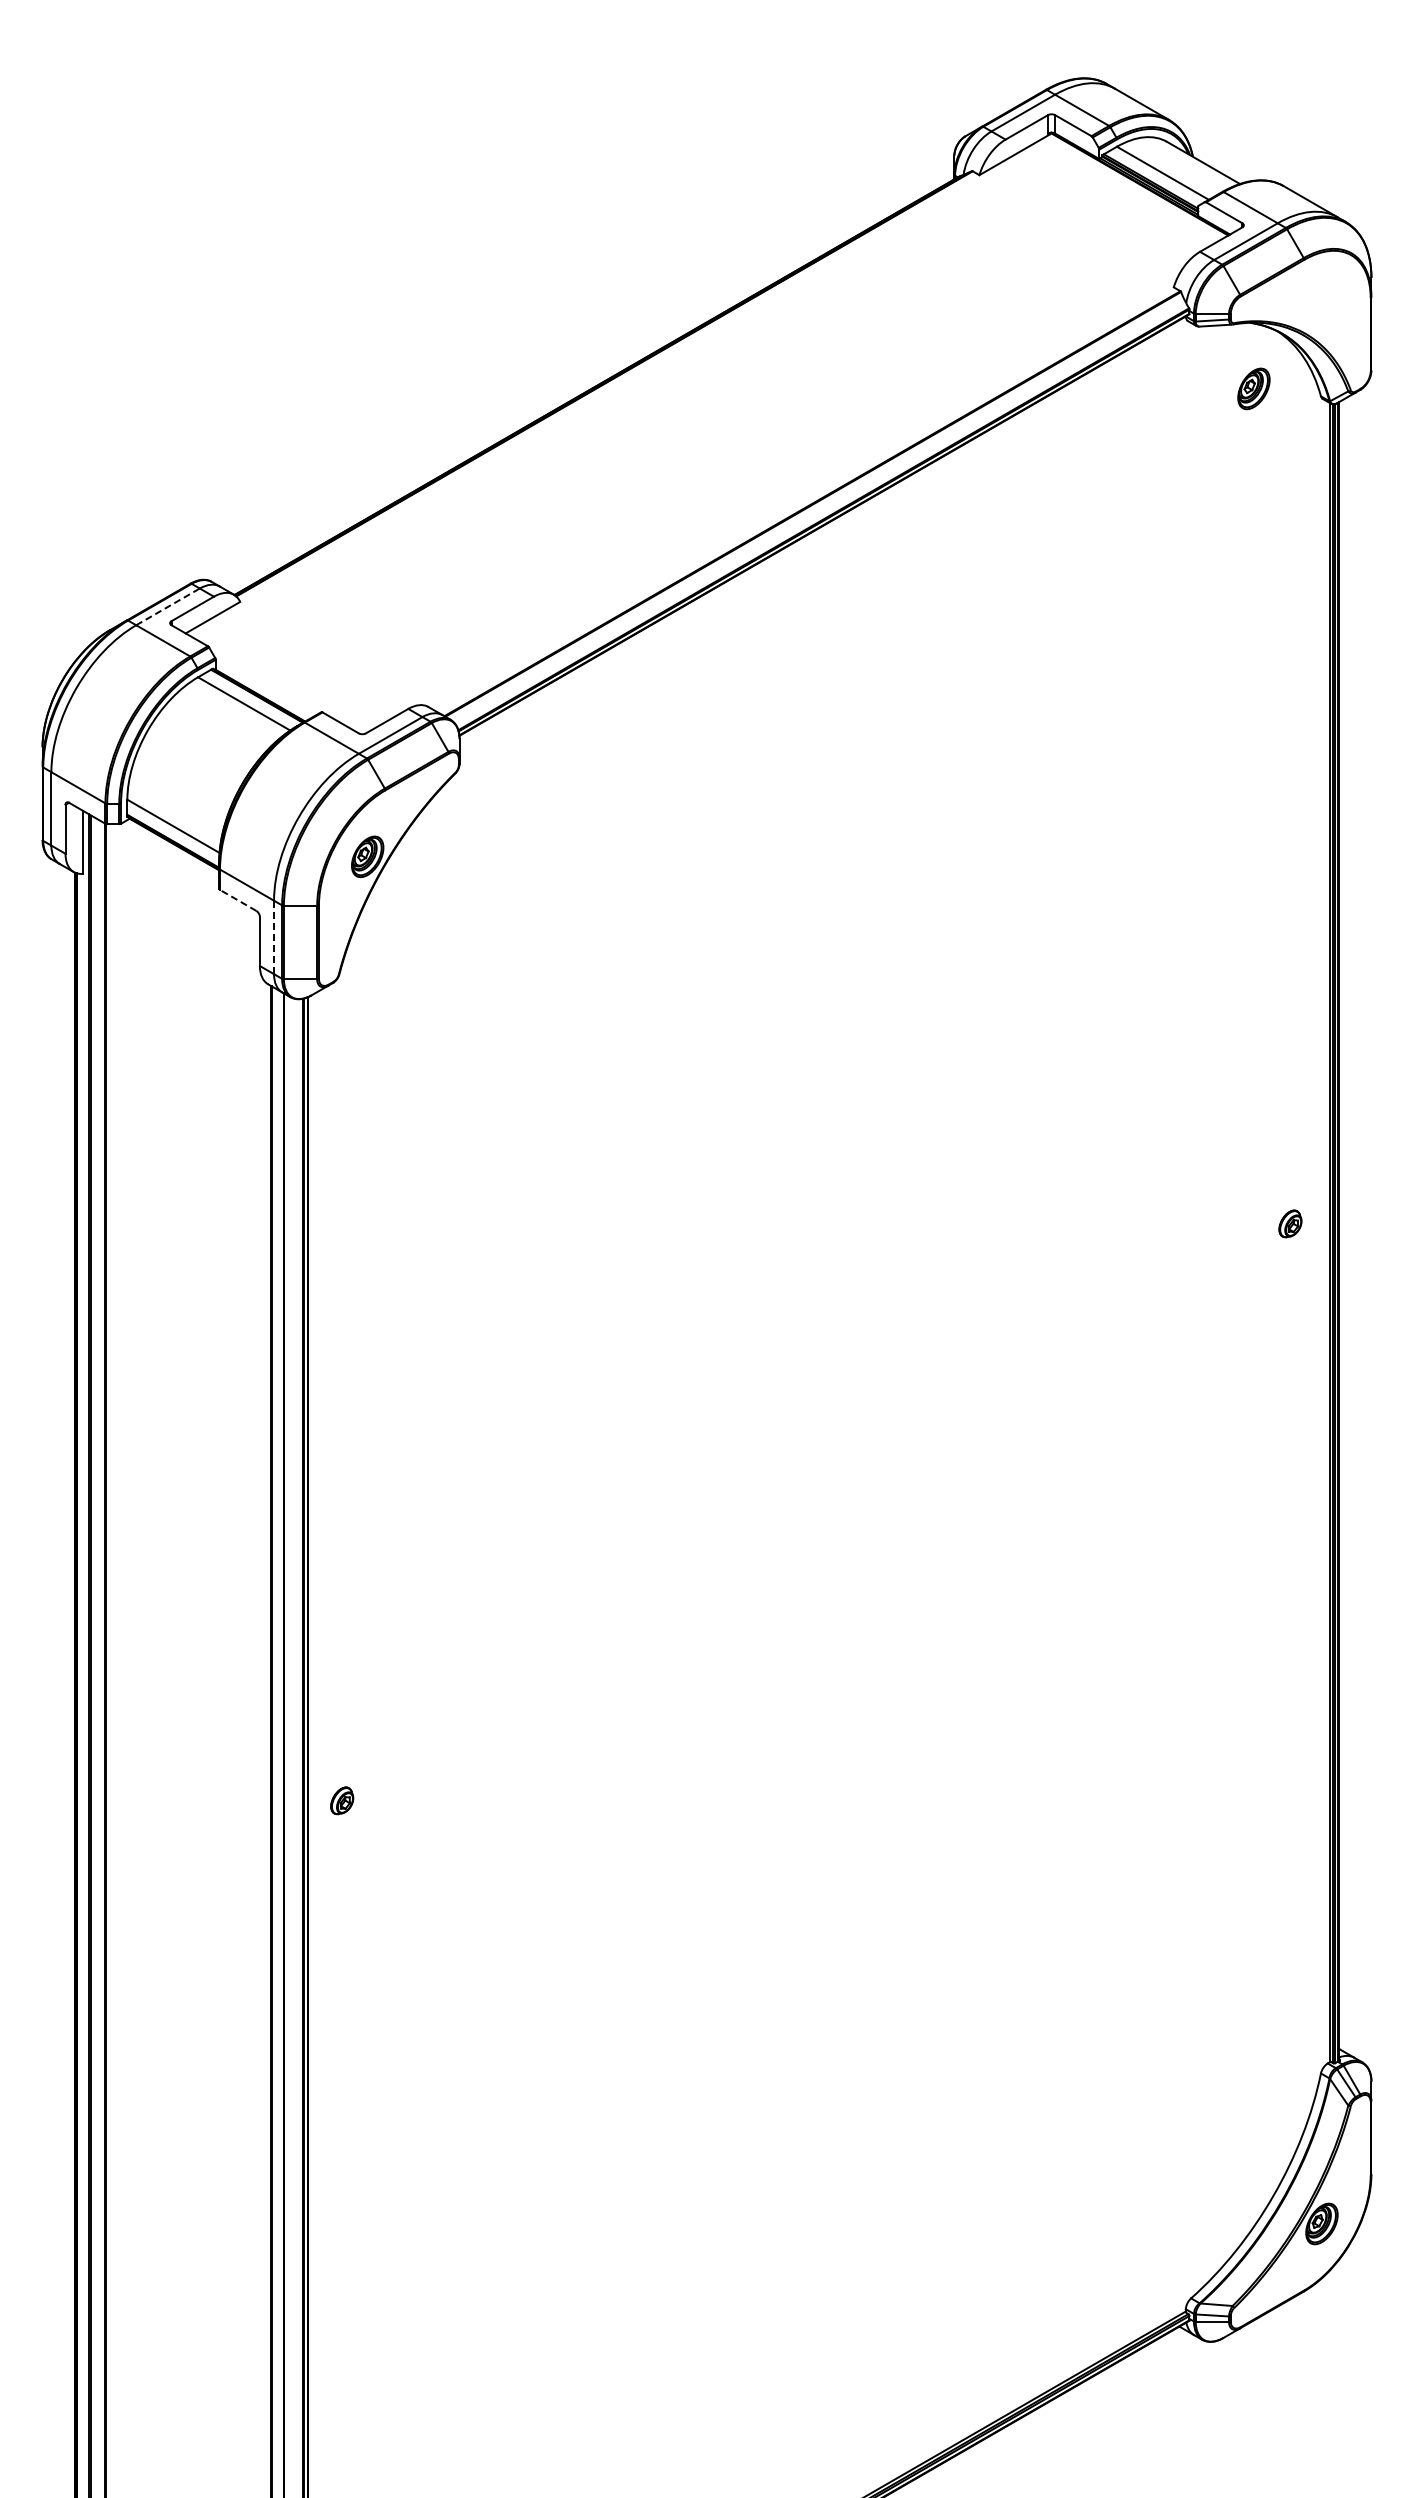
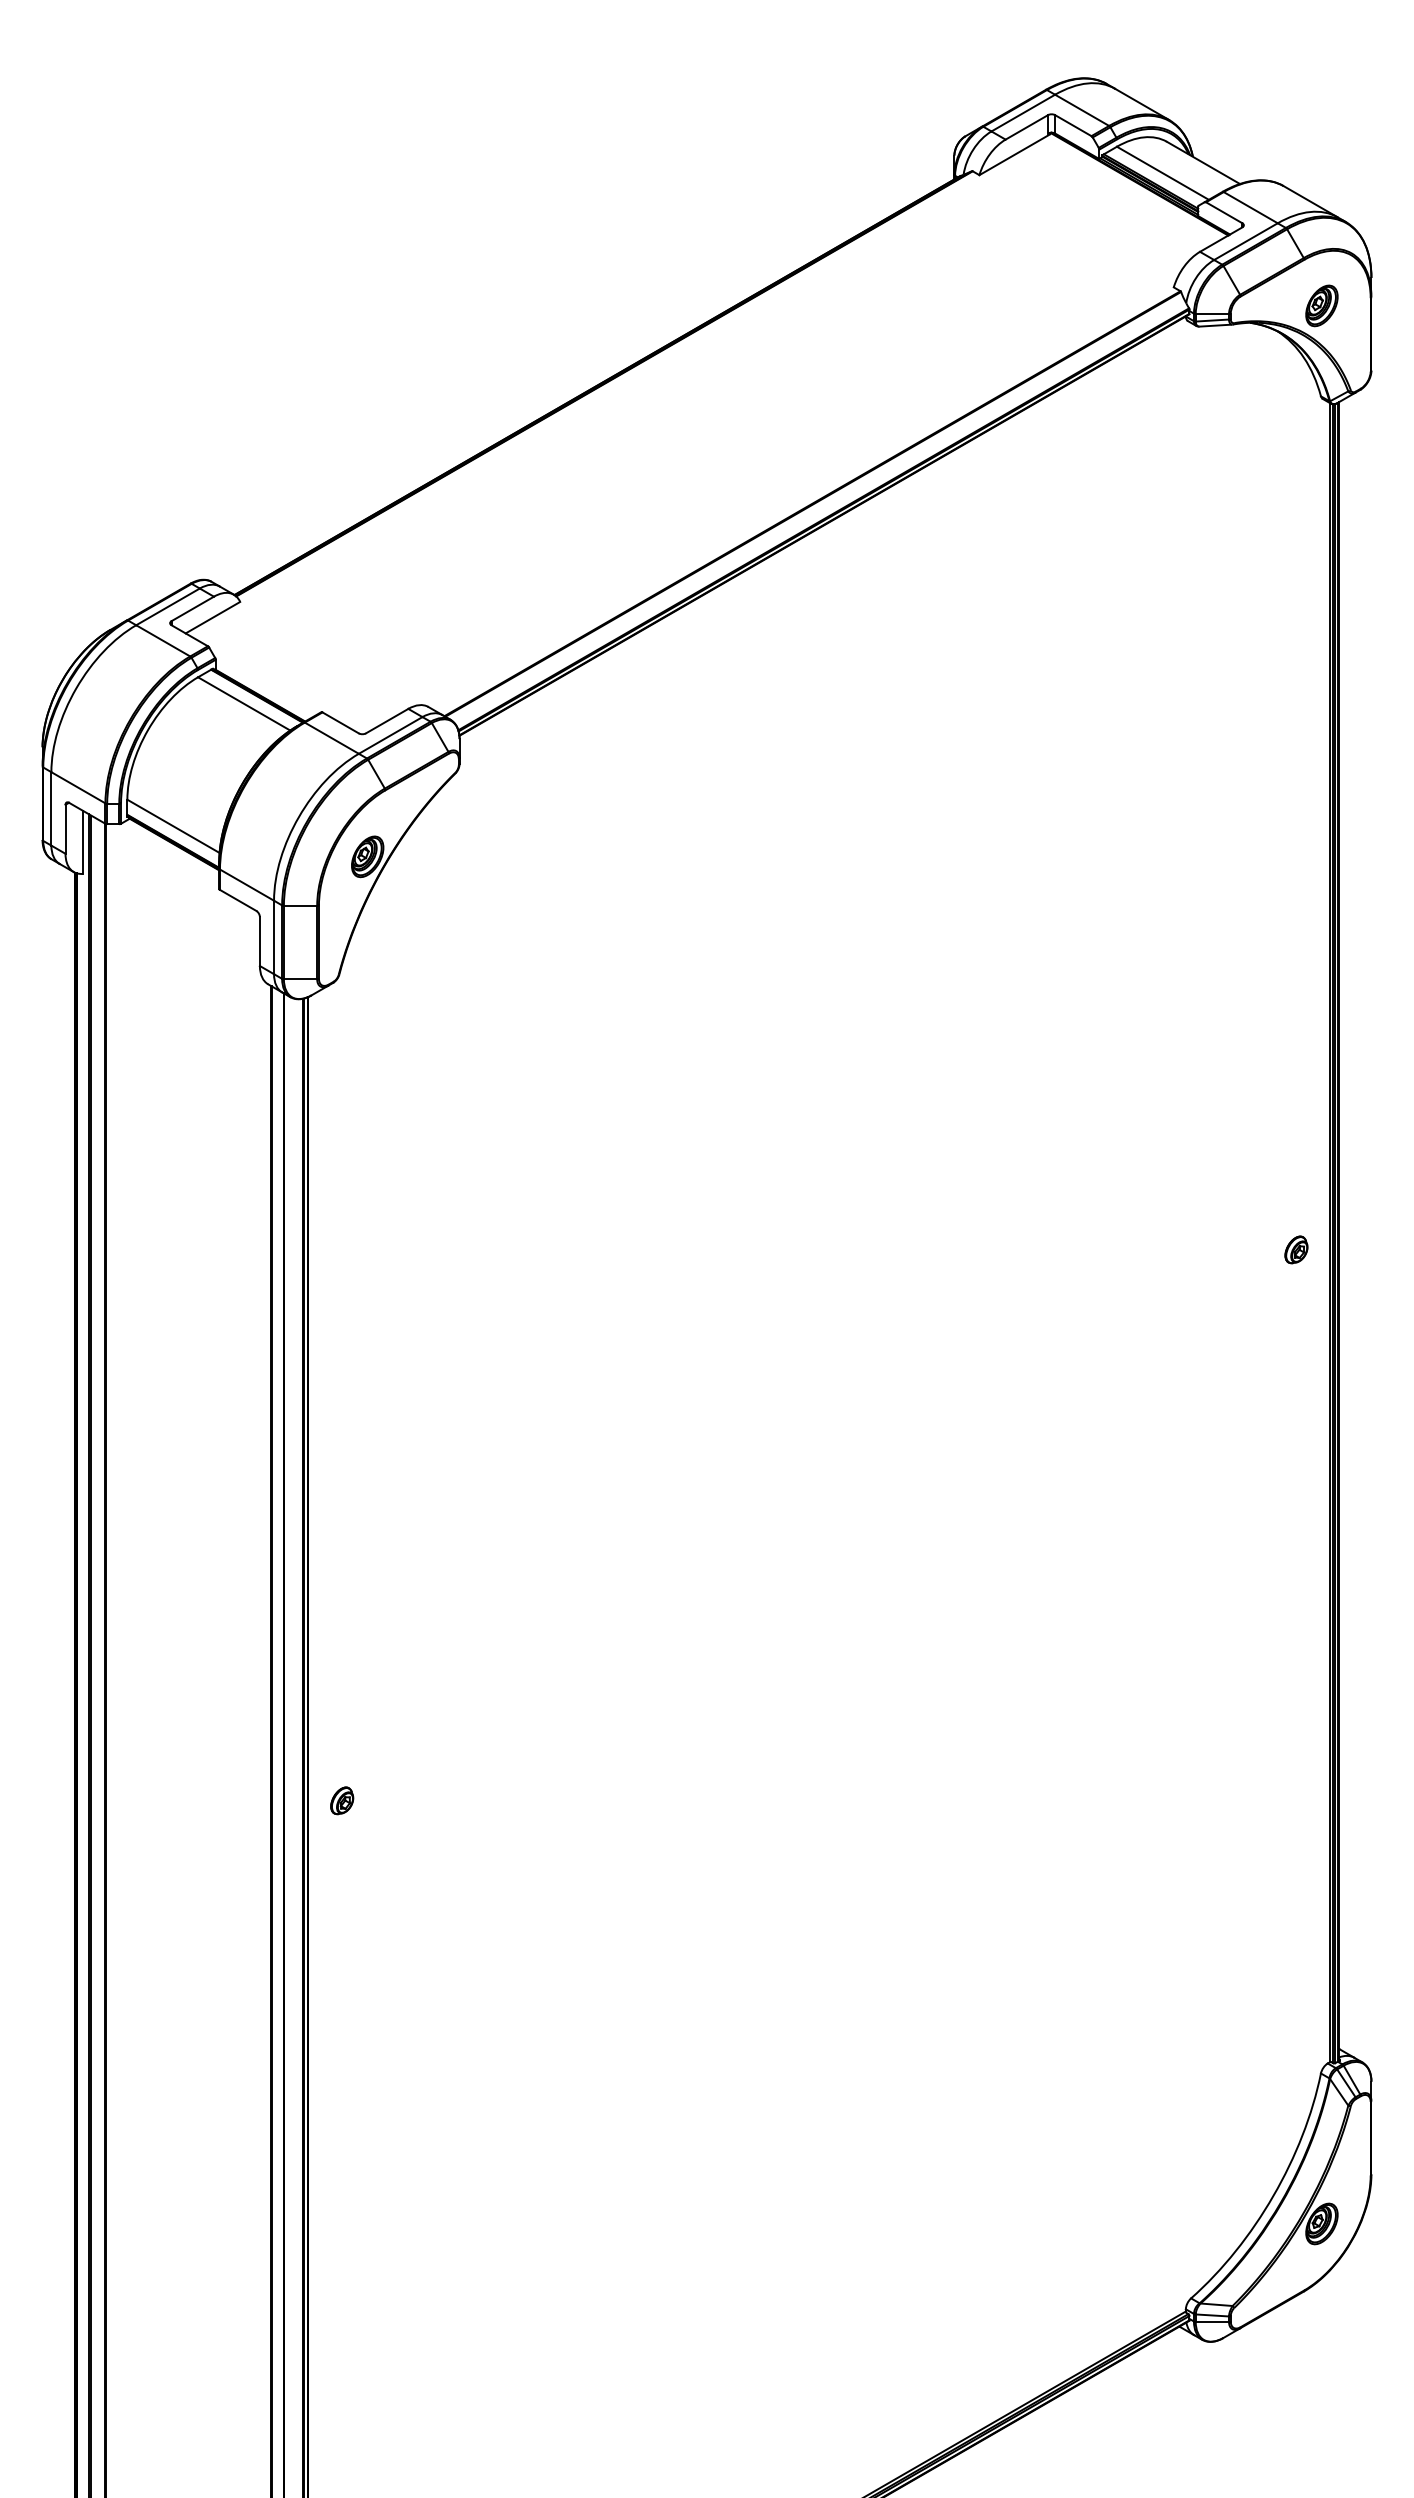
part position: (1253, 388) -> (1321, 305) (1321, 305)
line: dashed -> solid (168, 606)
line: dashed -> solid (237, 900)
line: dashed -> solid (274, 937)
part position: (1290, 1223) -> (1296, 1249) (1296, 1249)
